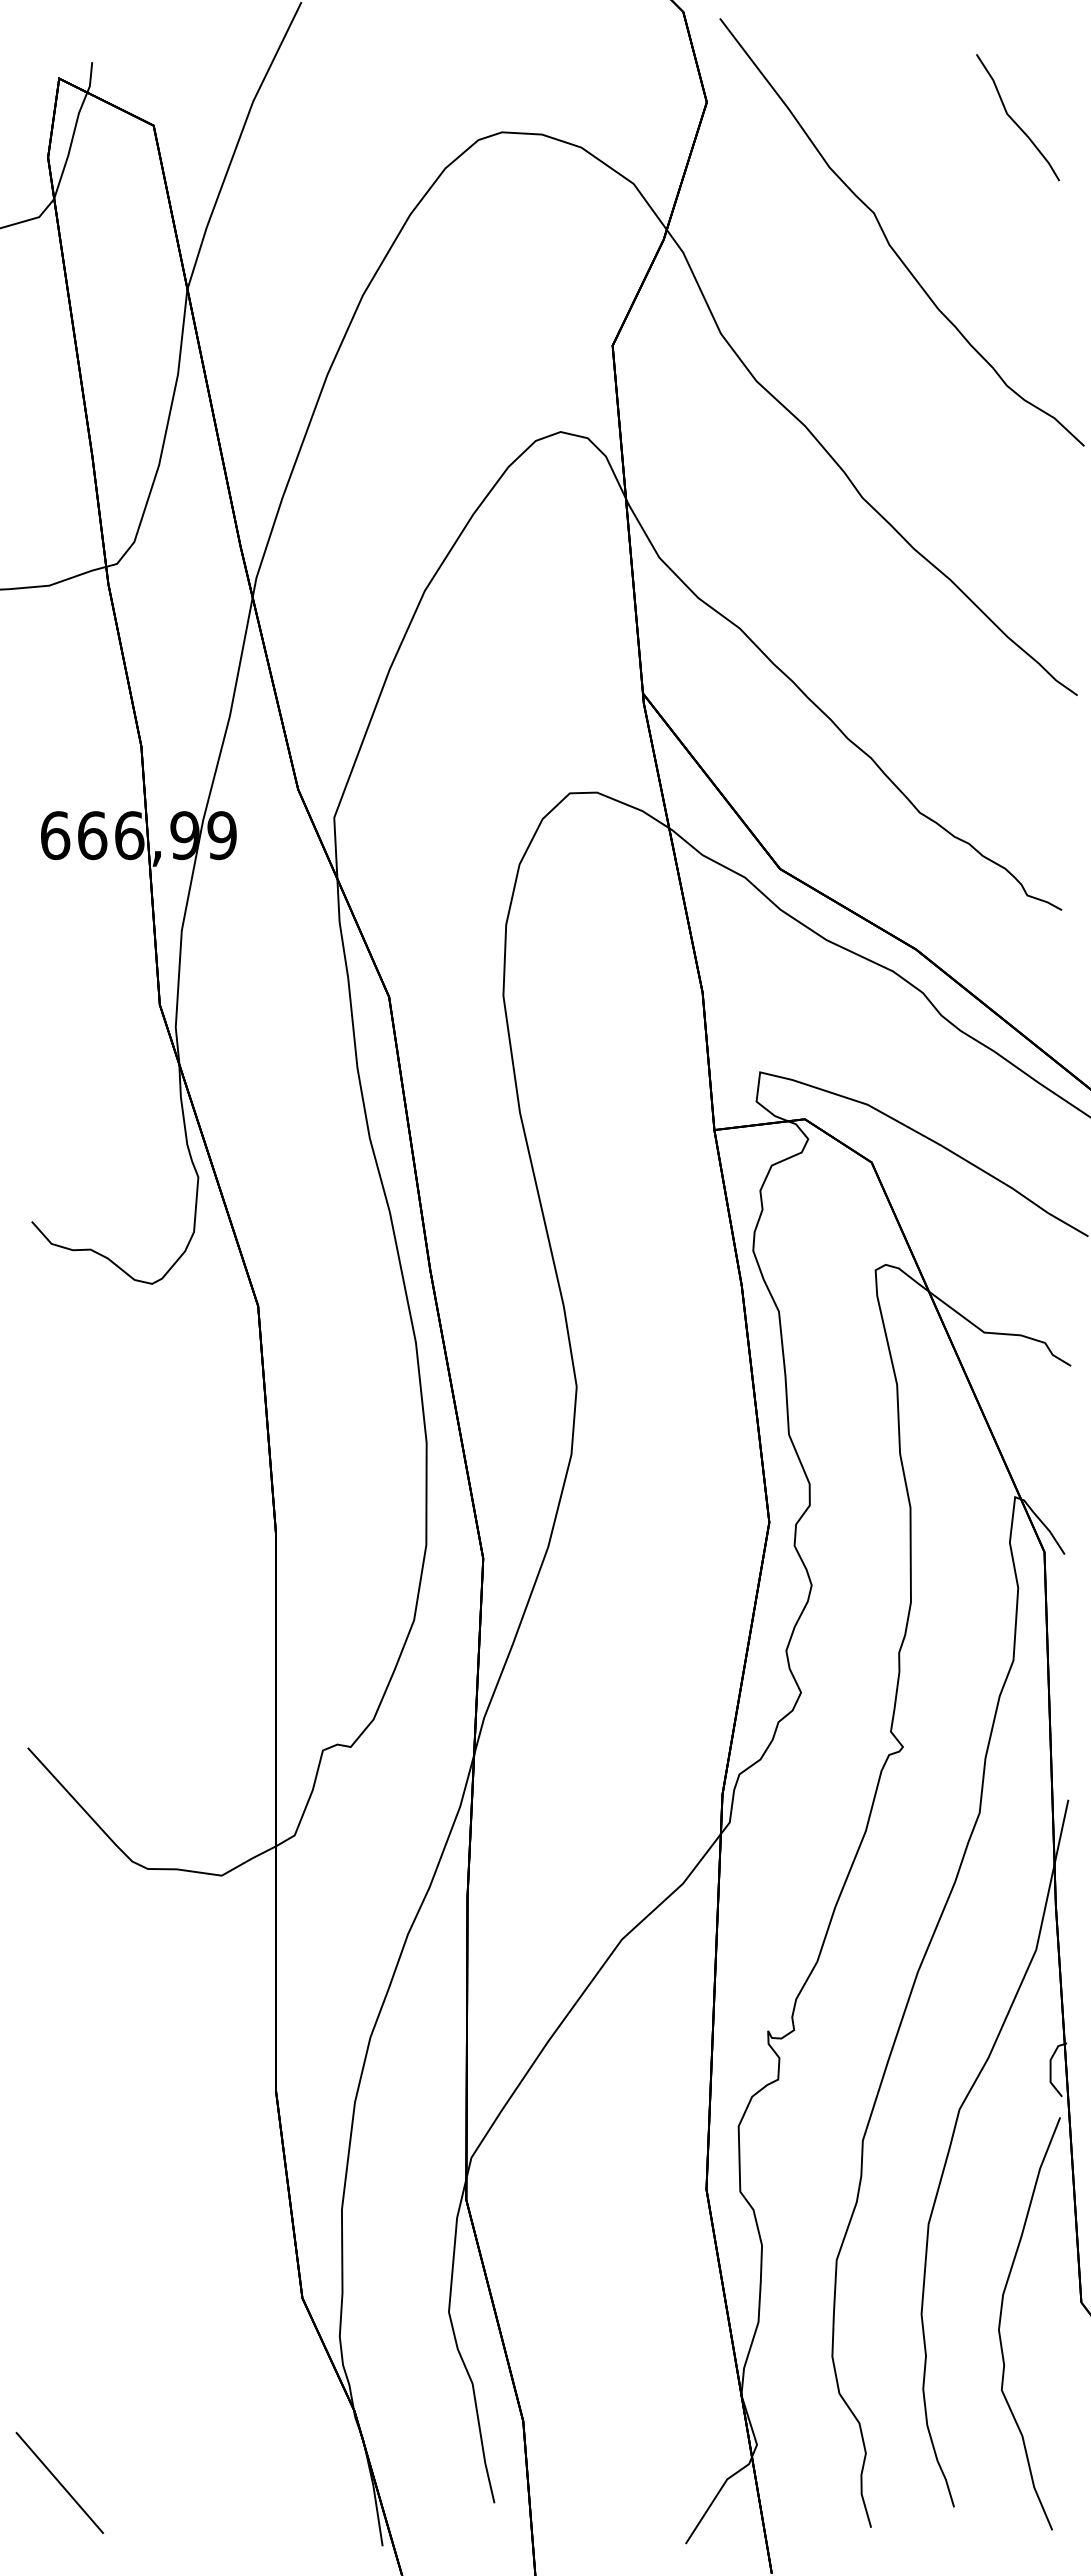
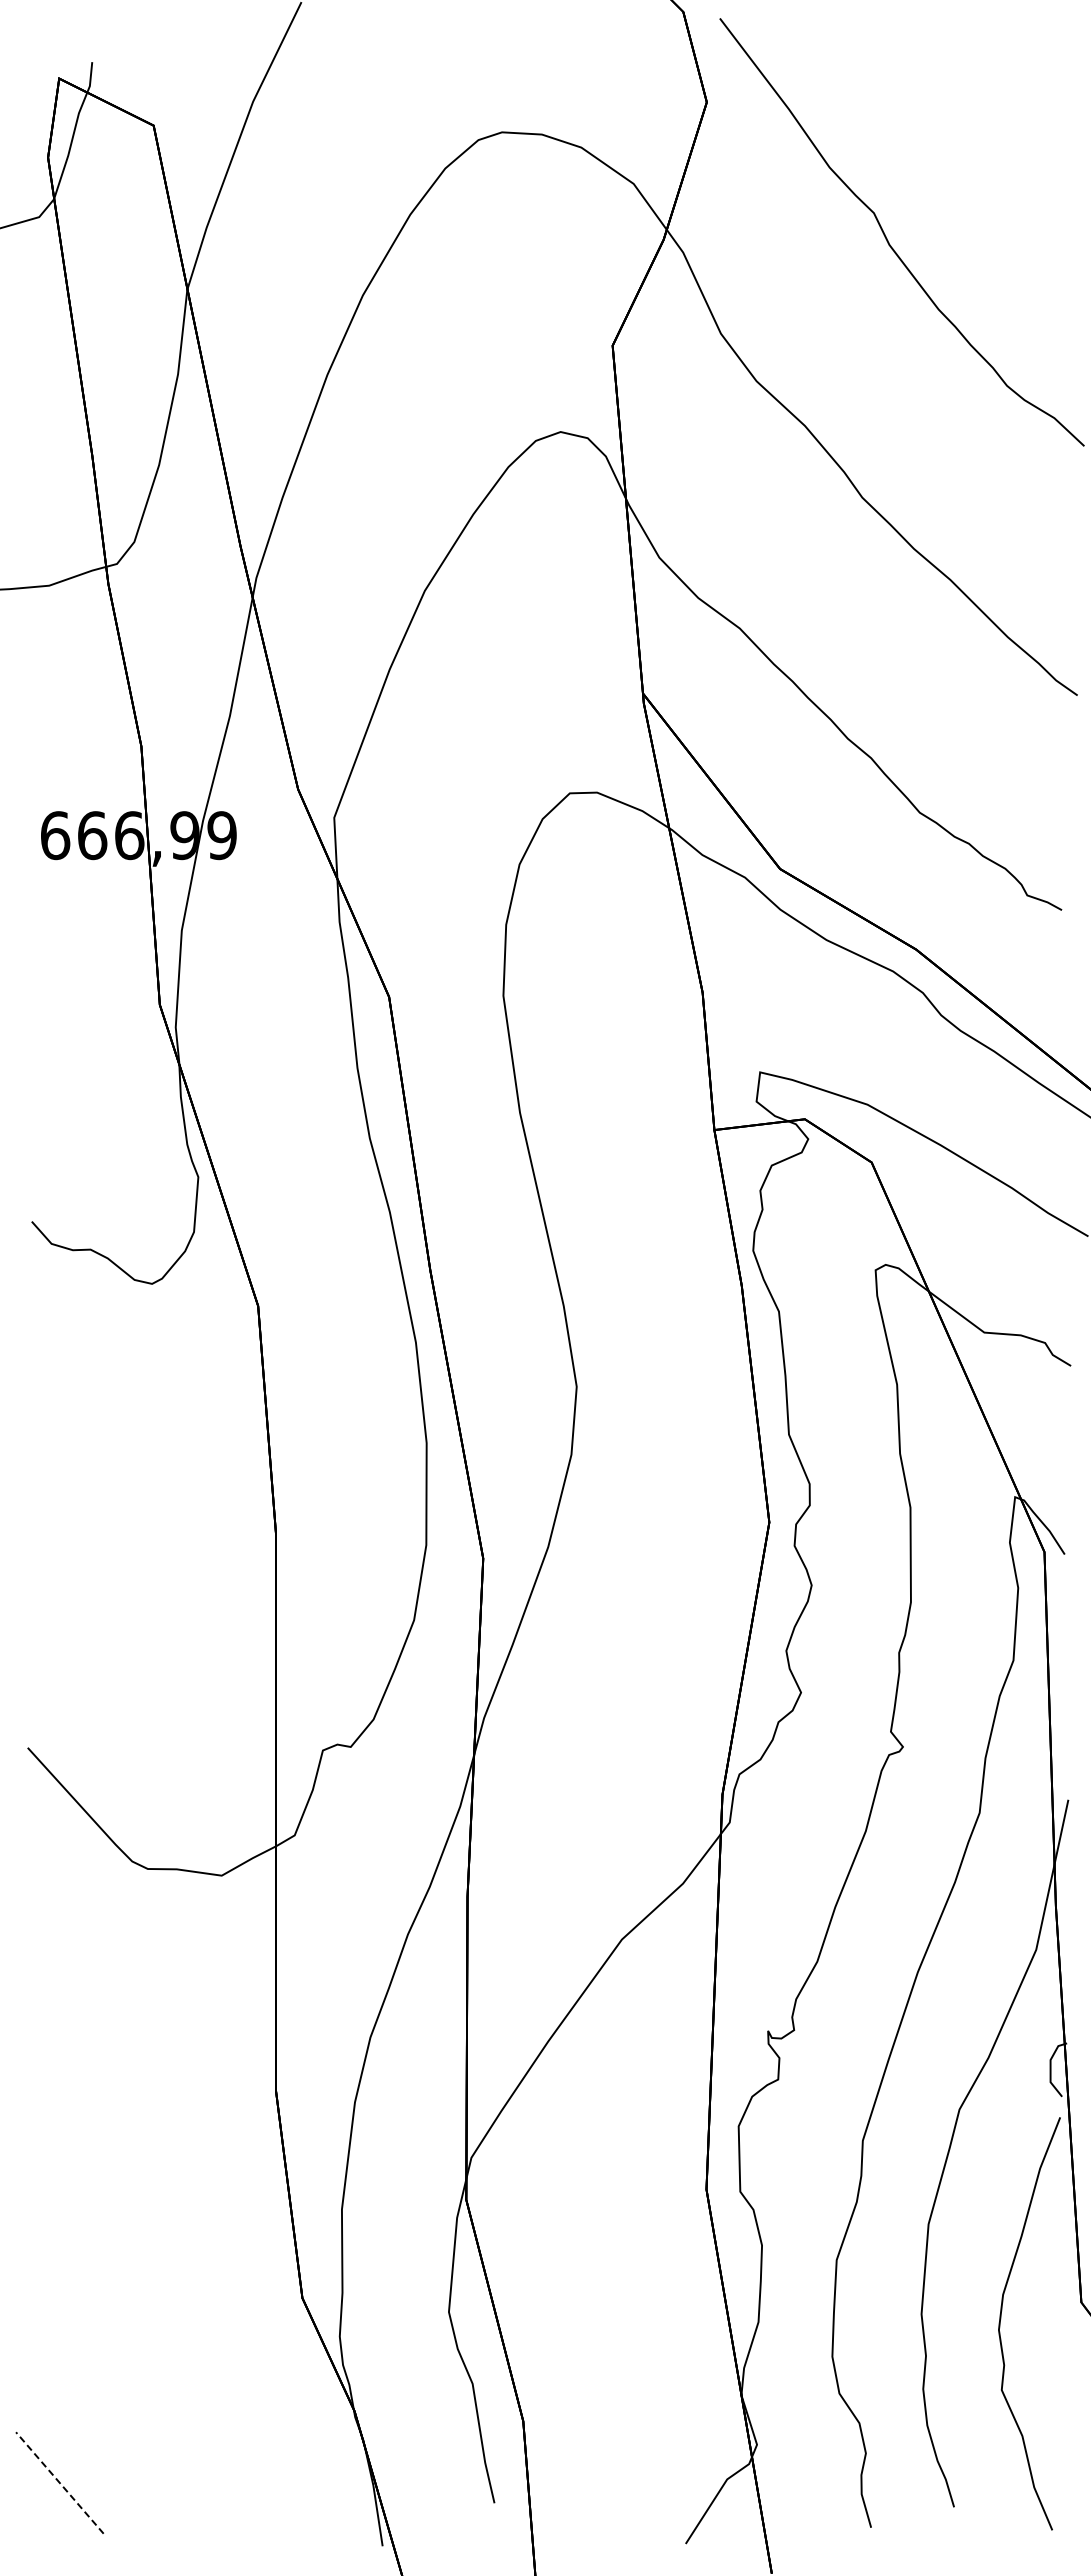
curve: present -> none (1014, 120)
line: solid -> dashed (59, 2482)
